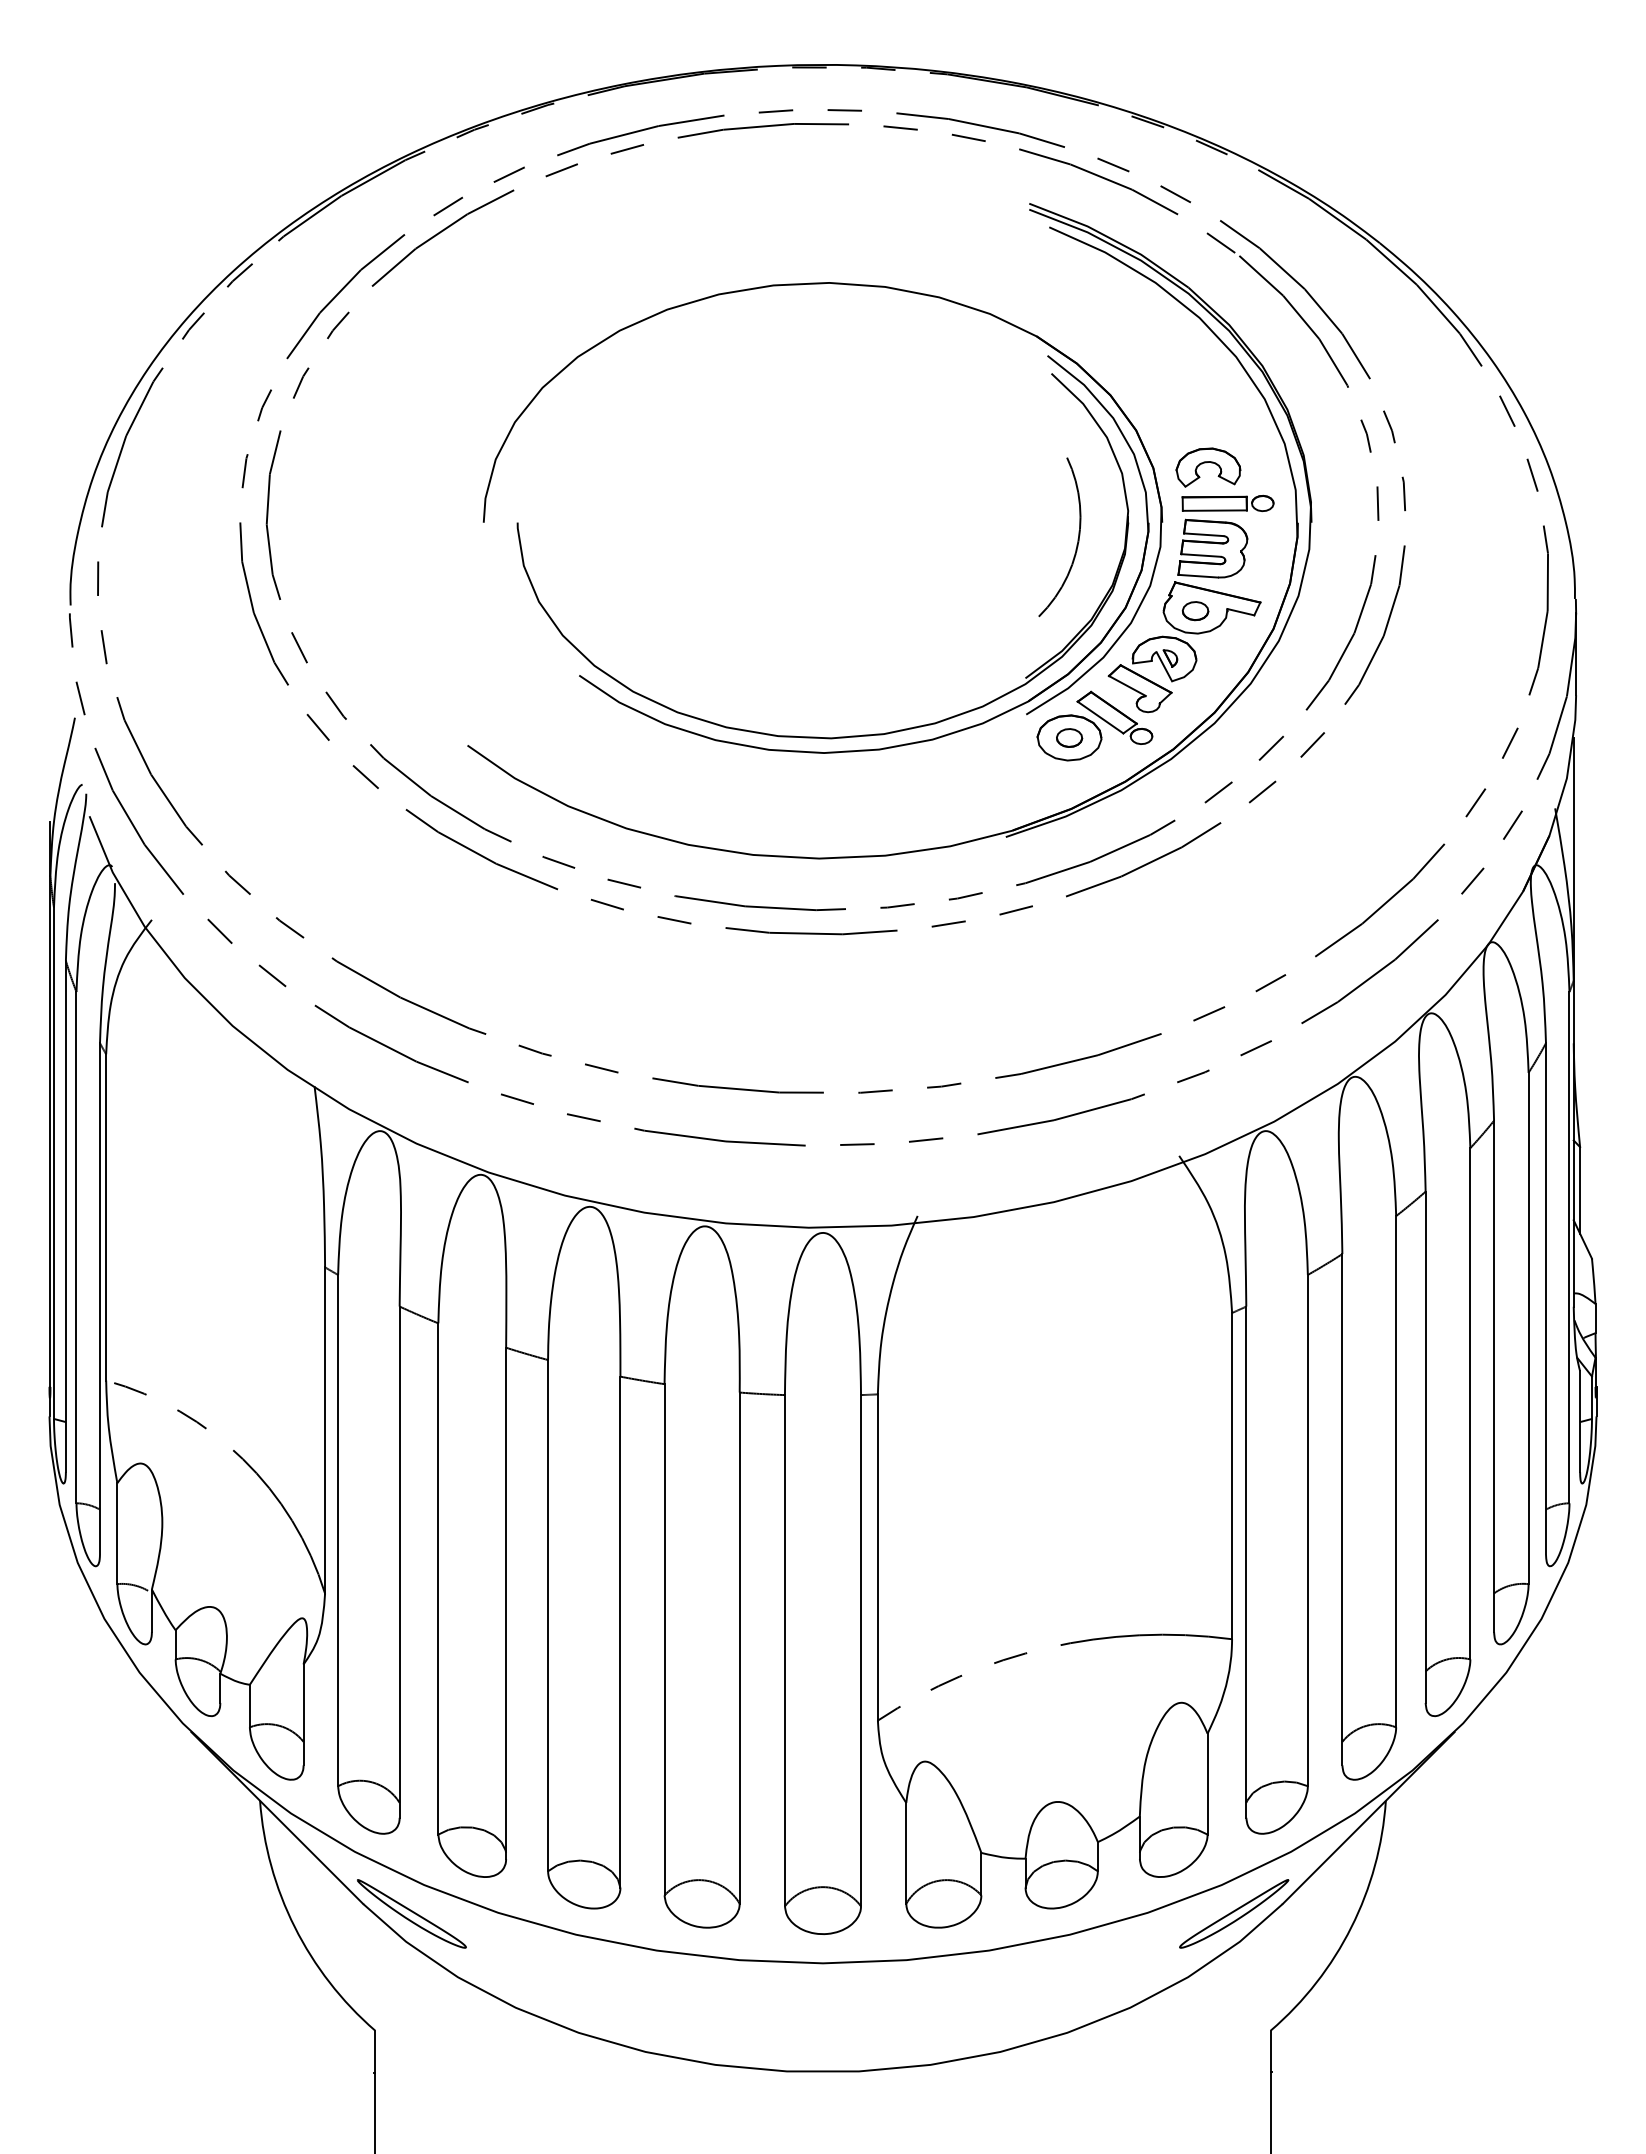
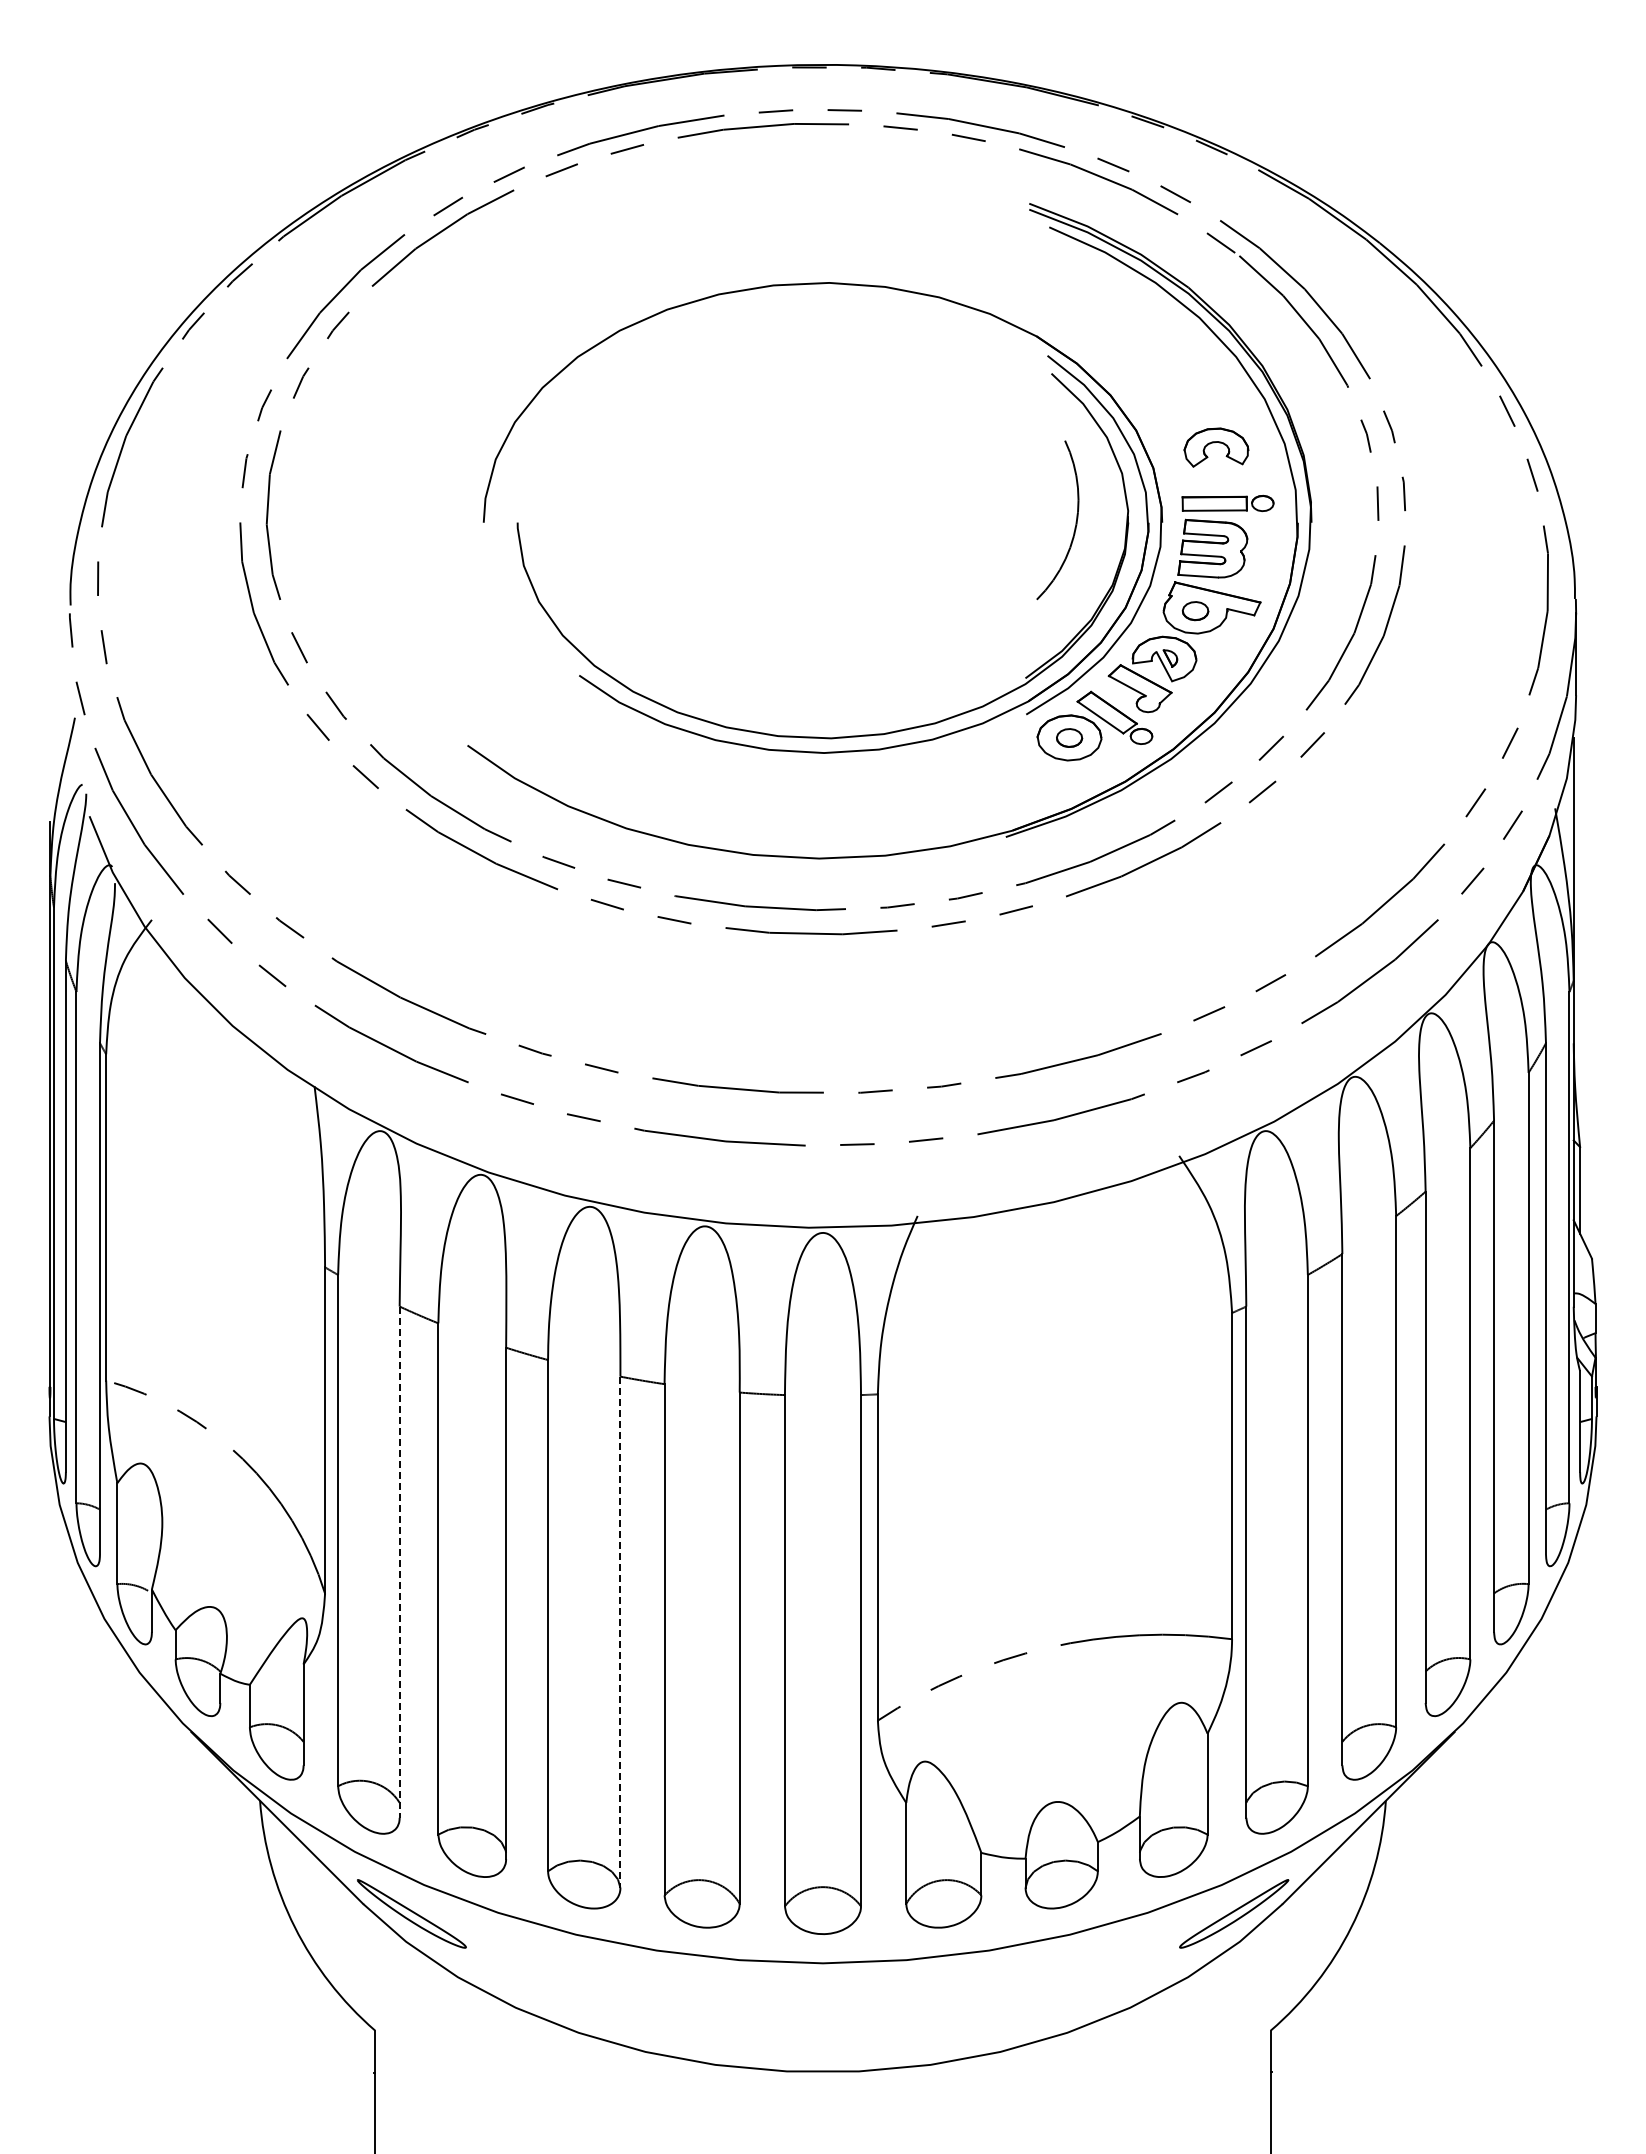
part position: (1208, 467) -> (1216, 447) (1216, 447)
arc position: (1077, 538) -> (1075, 521) (1075, 521)
line: solid -> dashed (399, 1562)
line: solid -> dashed (620, 1632)
